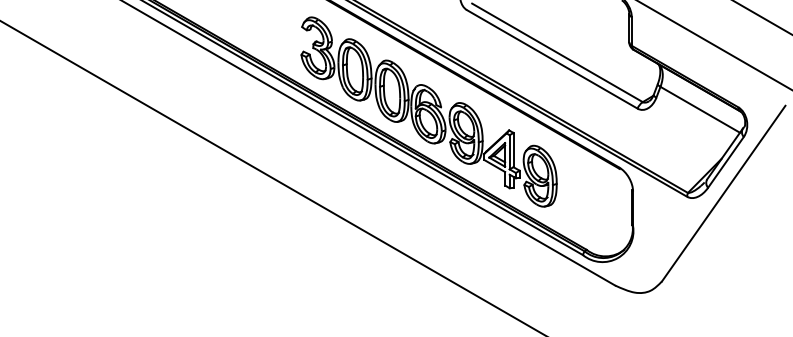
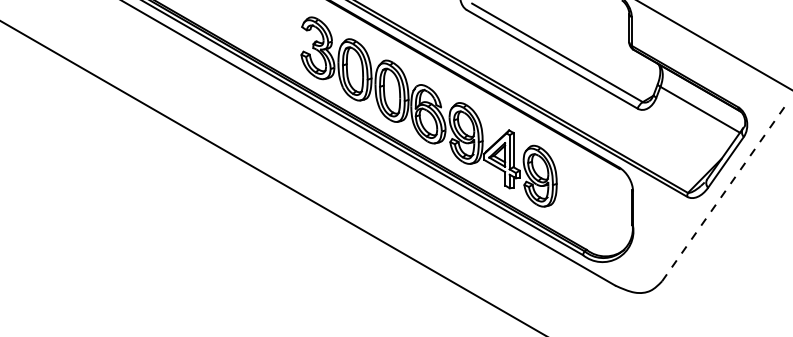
line: present -> none (762, 17)
line: solid -> dashed (724, 193)
